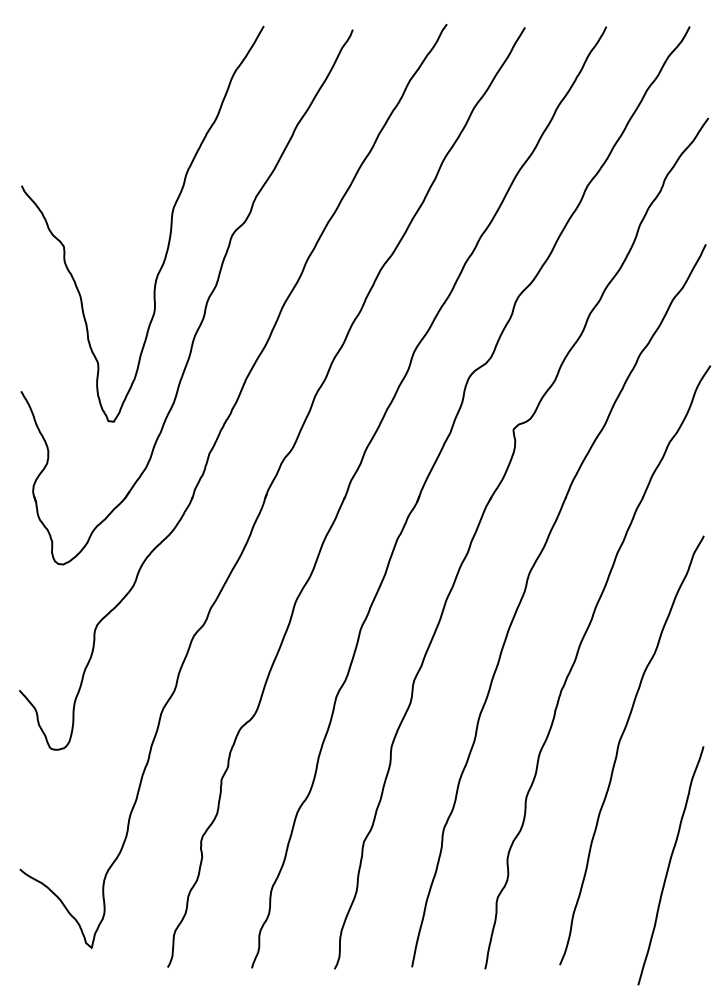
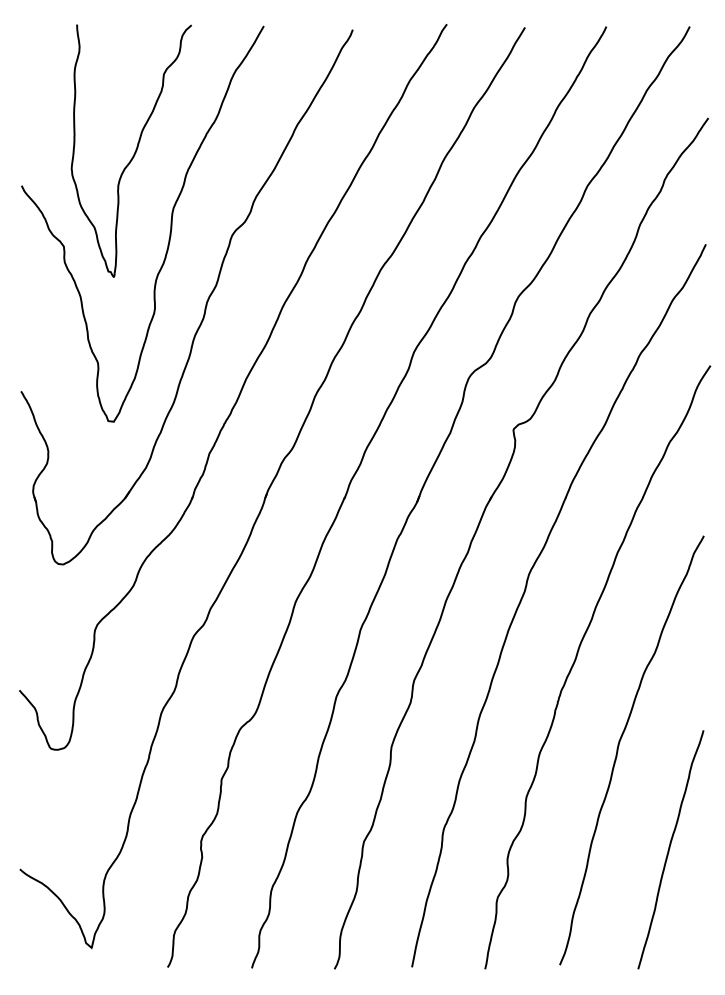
curve: none -> present (134, 151)
curve position: (670, 864) -> (670, 848) (670, 848)
